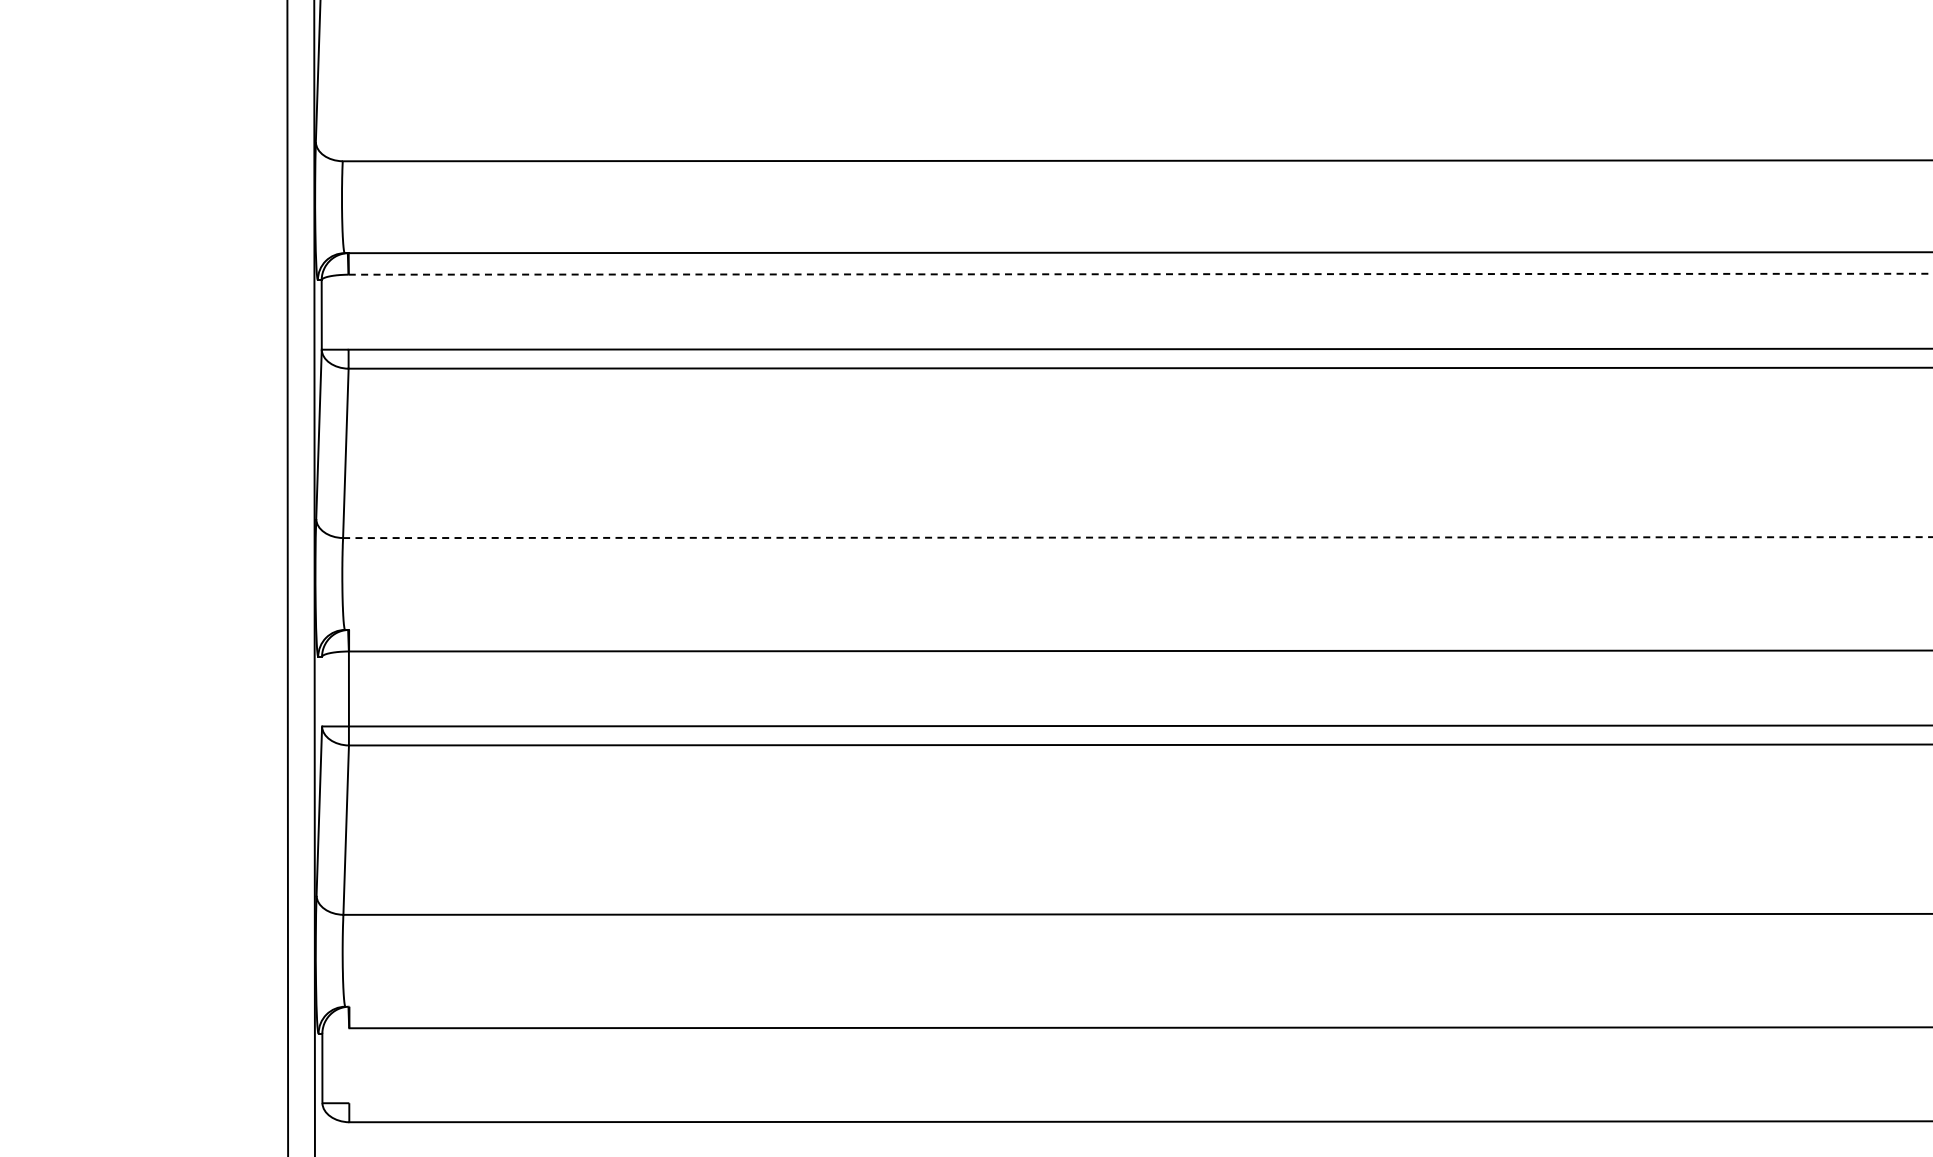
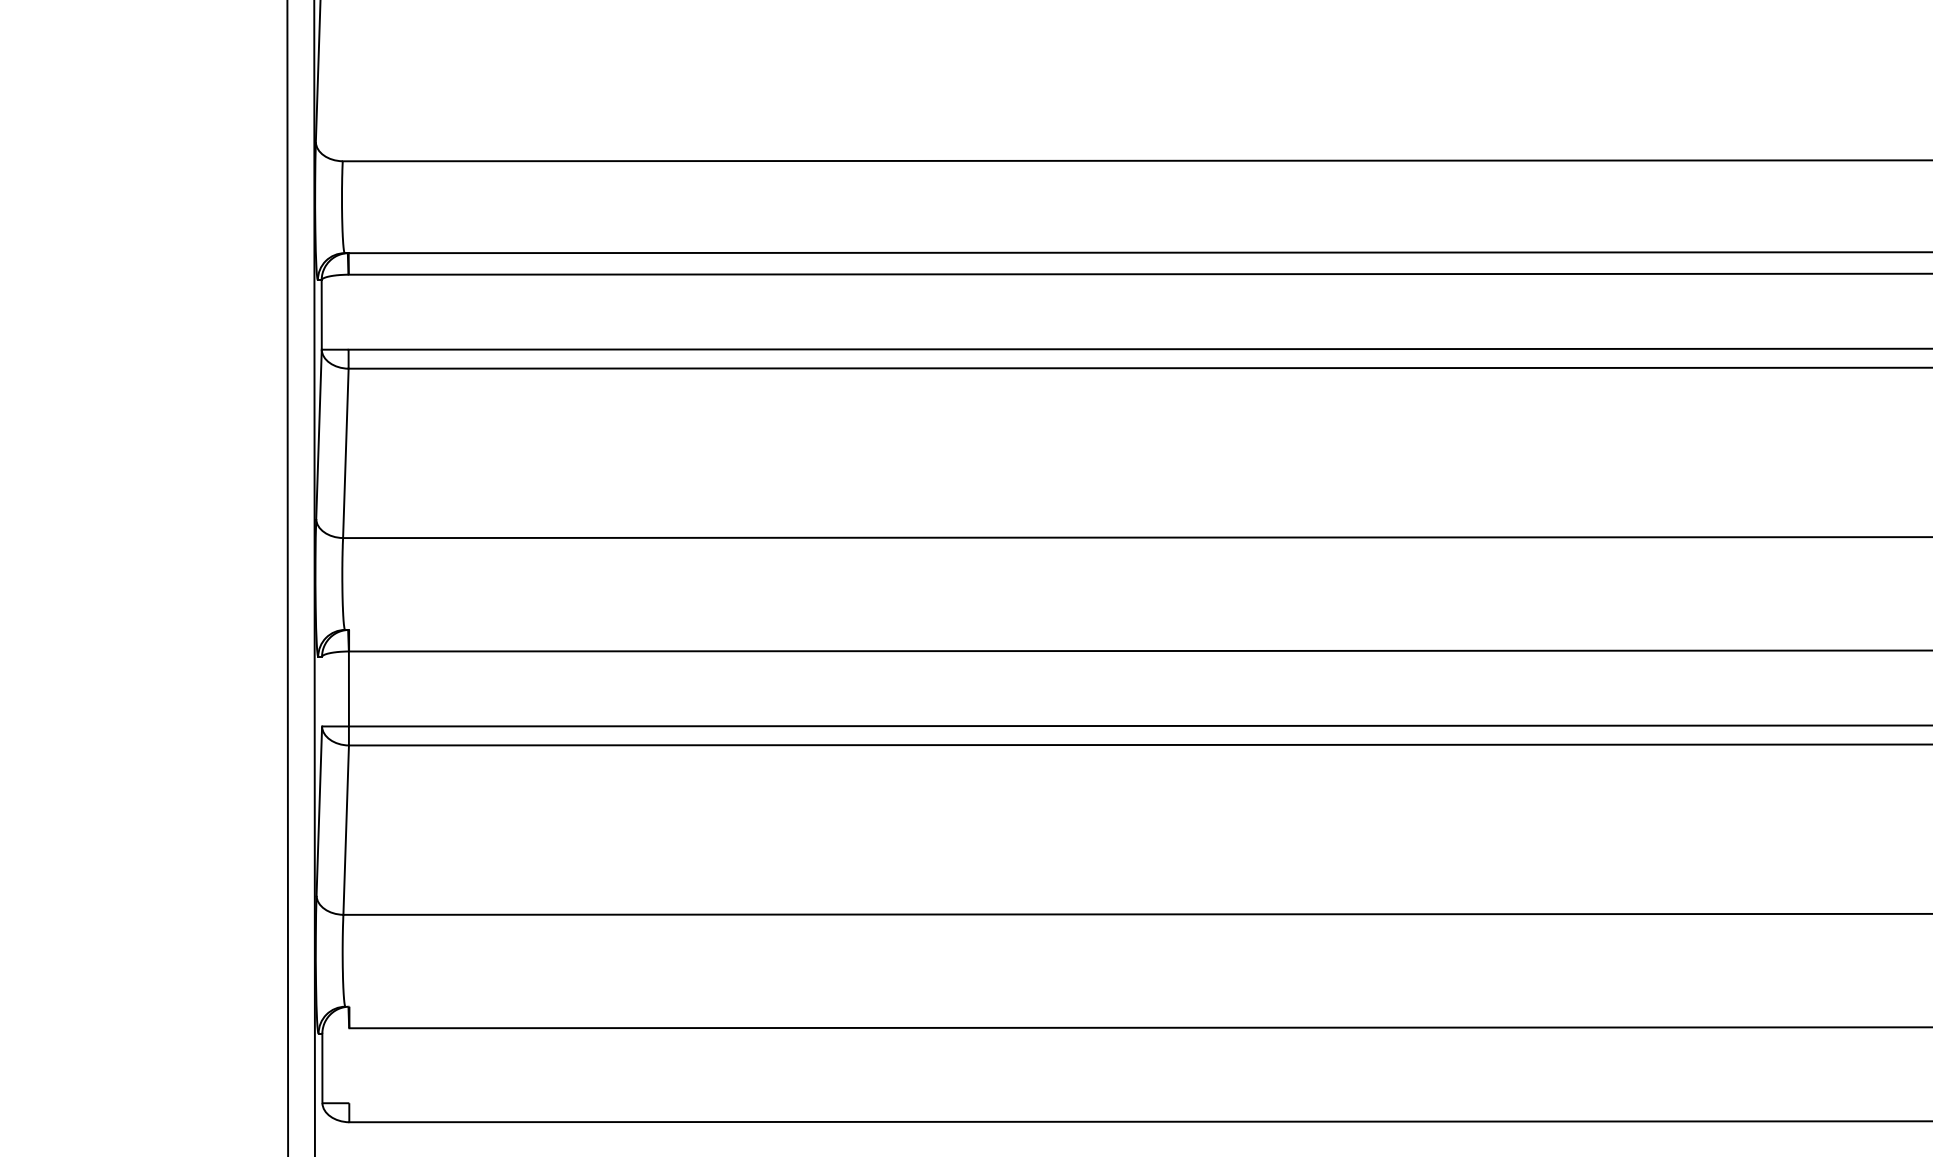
line: dashed -> solid (1140, 274)
line: dashed -> solid (1138, 537)
